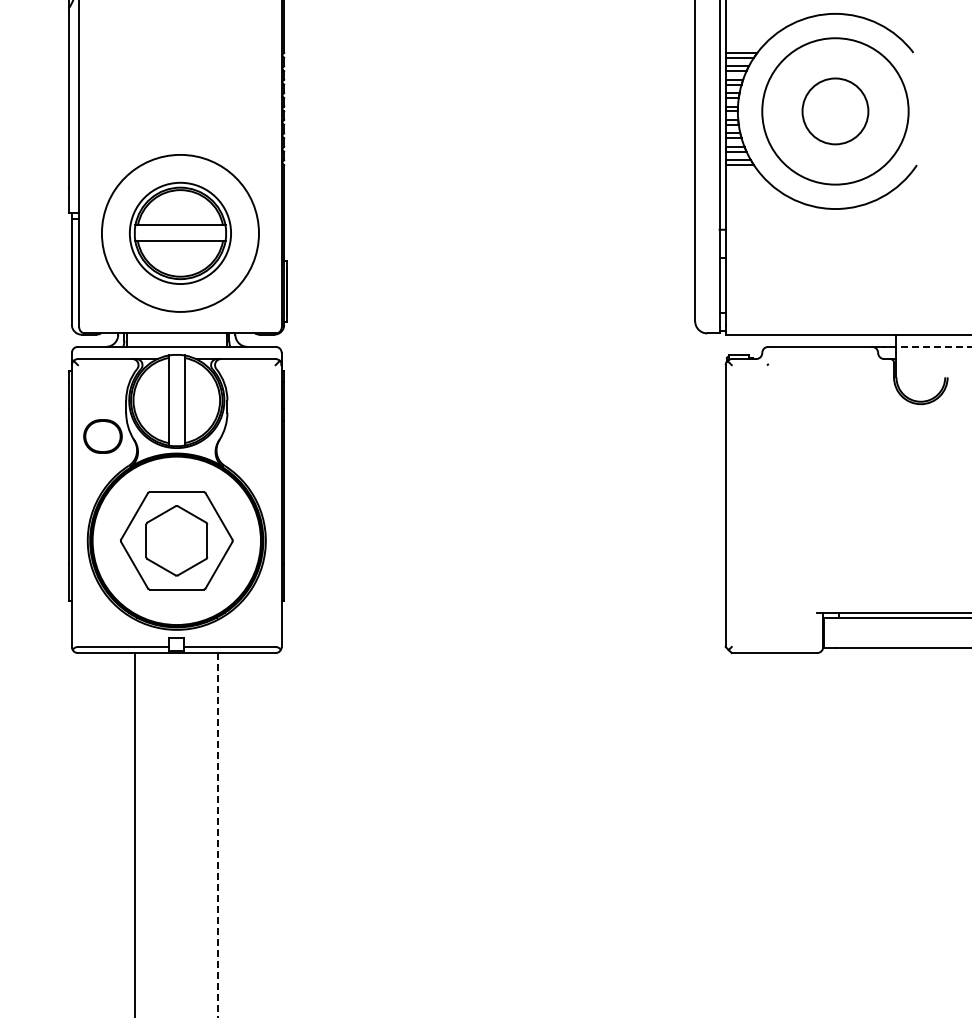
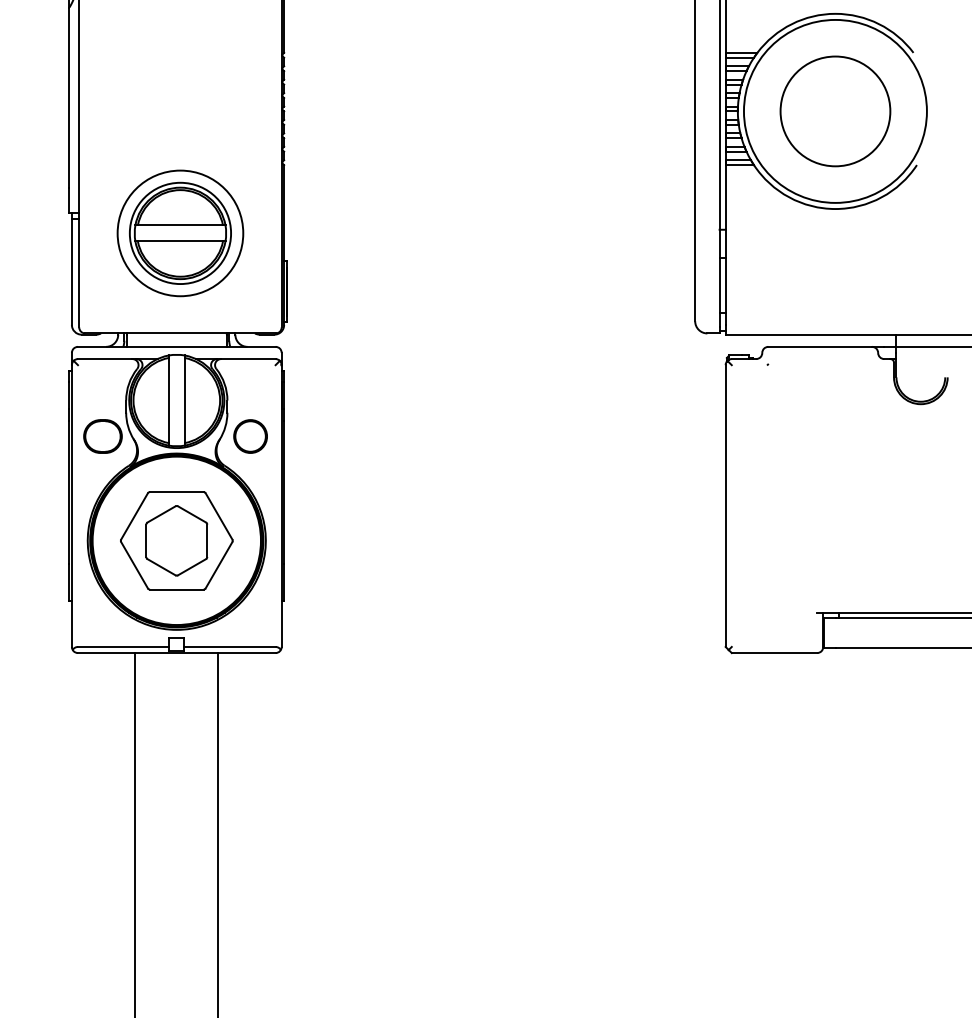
circle diameter: 146 px -> 183 px (834, 110)
circle diameter: 66 px -> 110 px (835, 111)
circle diameter: 157 px -> 126 px (180, 233)
line: dashed -> solid (933, 346)
circle: none -> present (250, 436)
line: dashed -> solid (218, 835)
